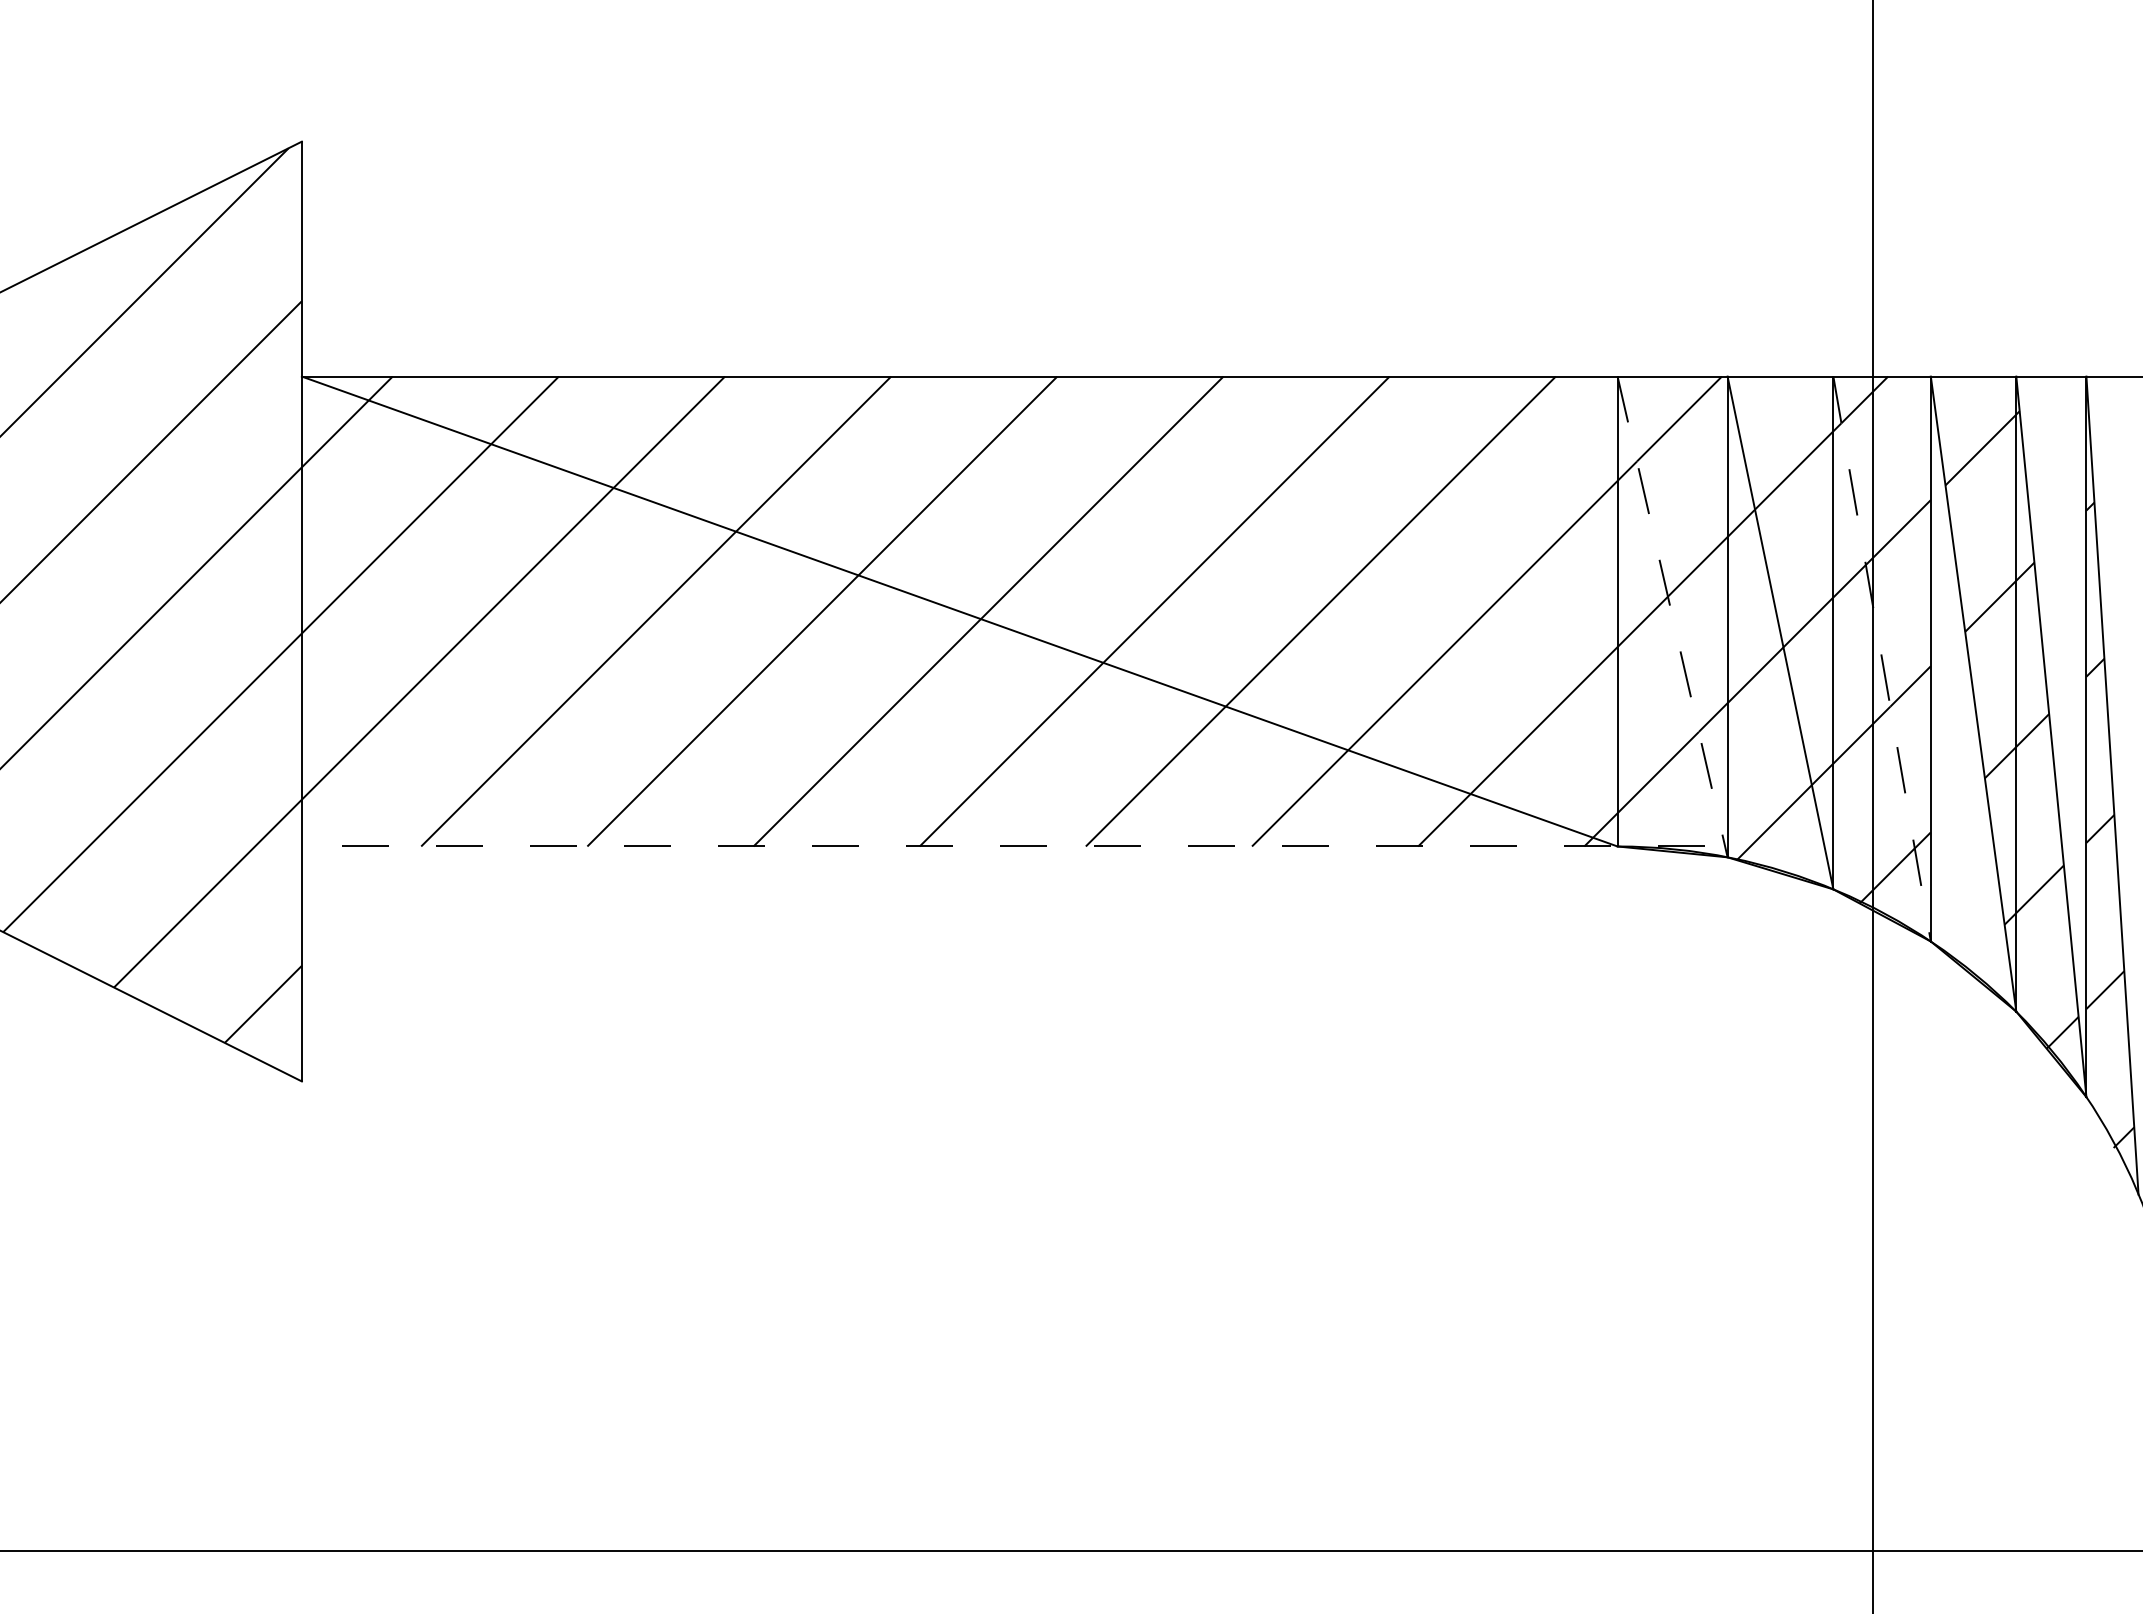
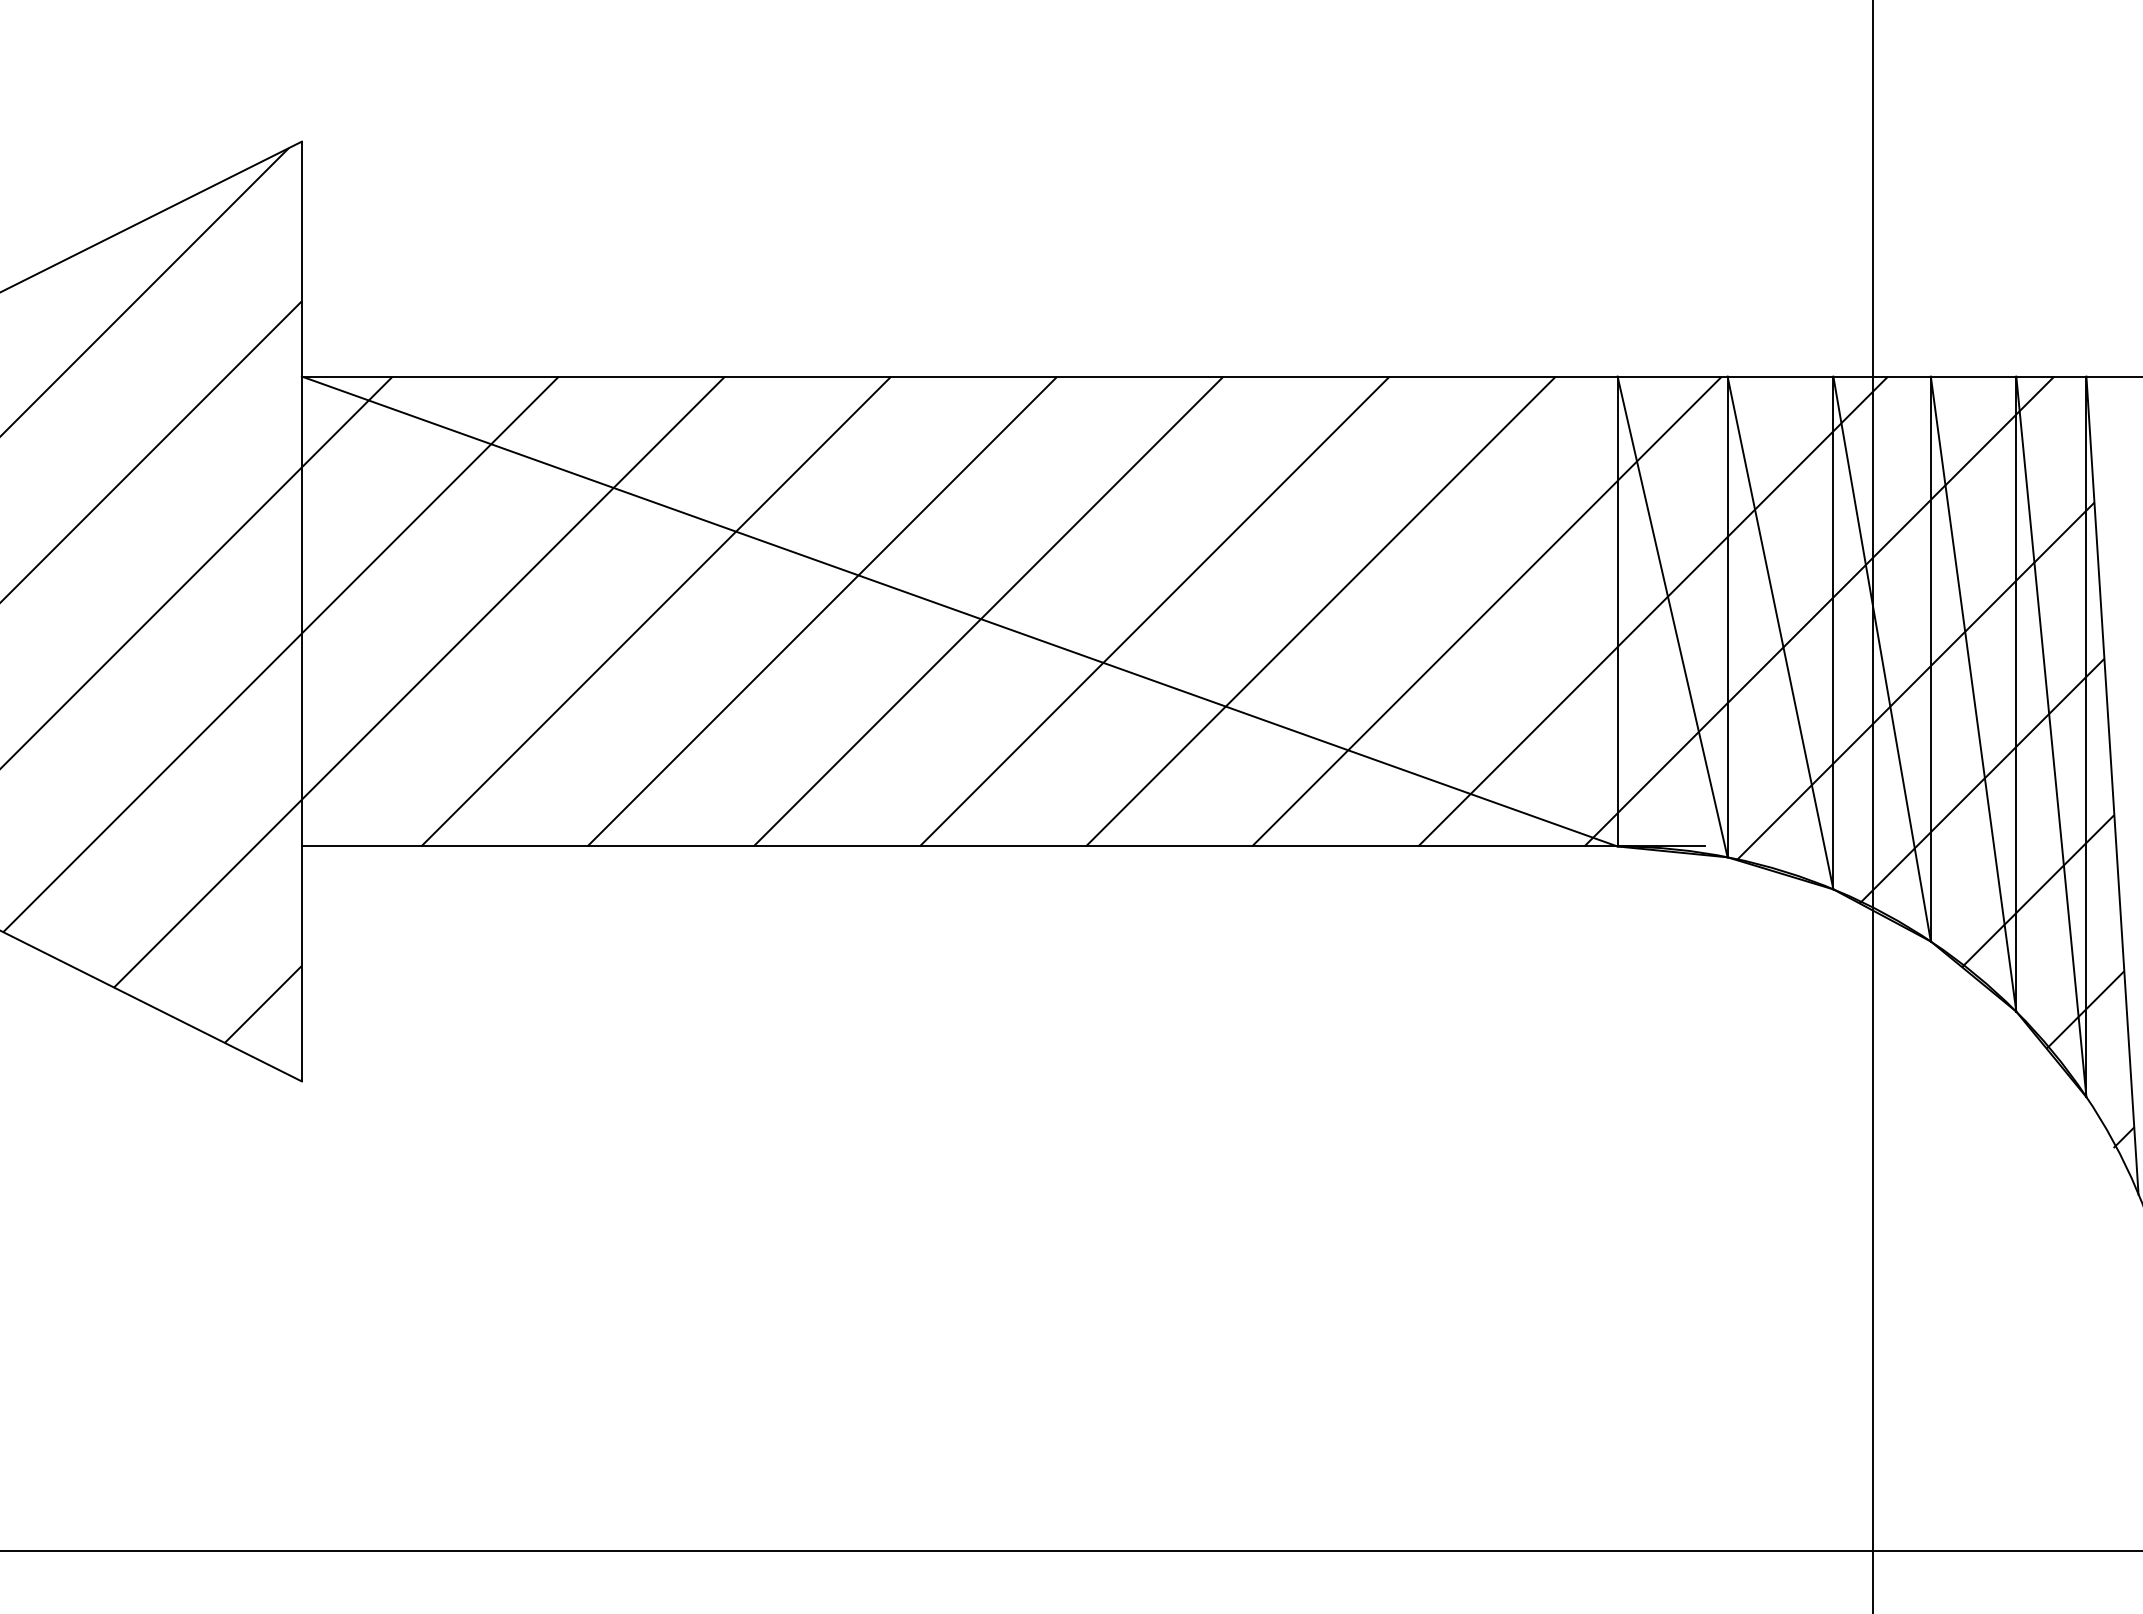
line: dashed -> solid (1672, 616)
line: dashed -> solid (1882, 659)
hatch: none -> present (2052, 696)
hatch: none -> present (1967, 726)
line: dashed -> solid (1002, 846)
